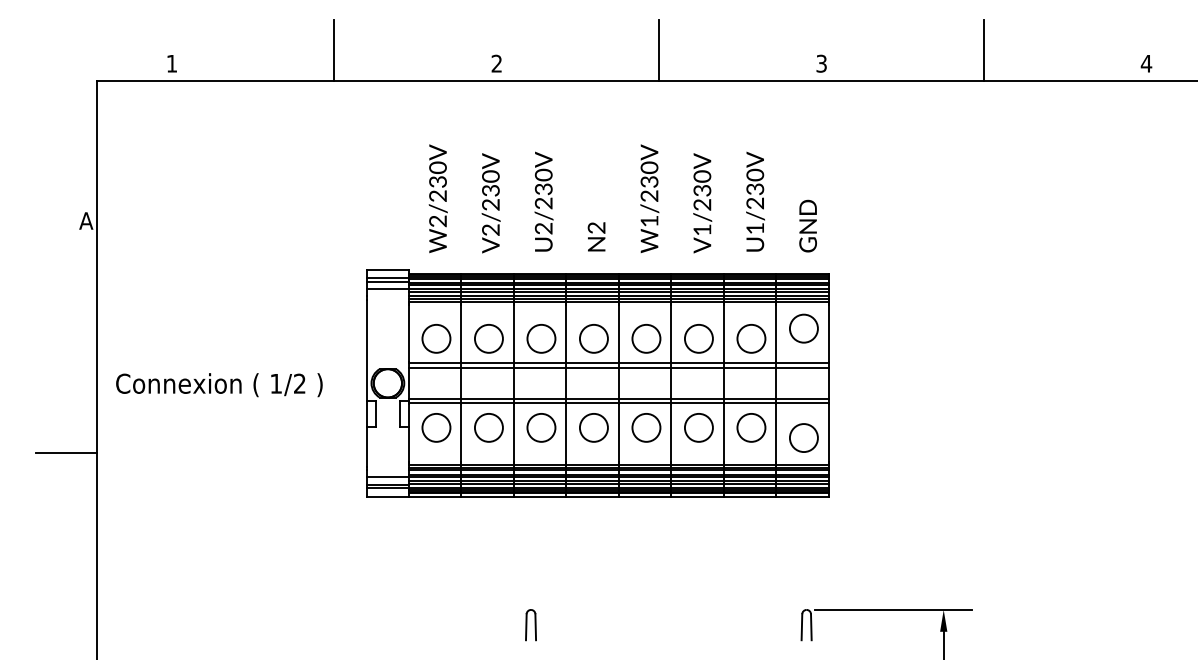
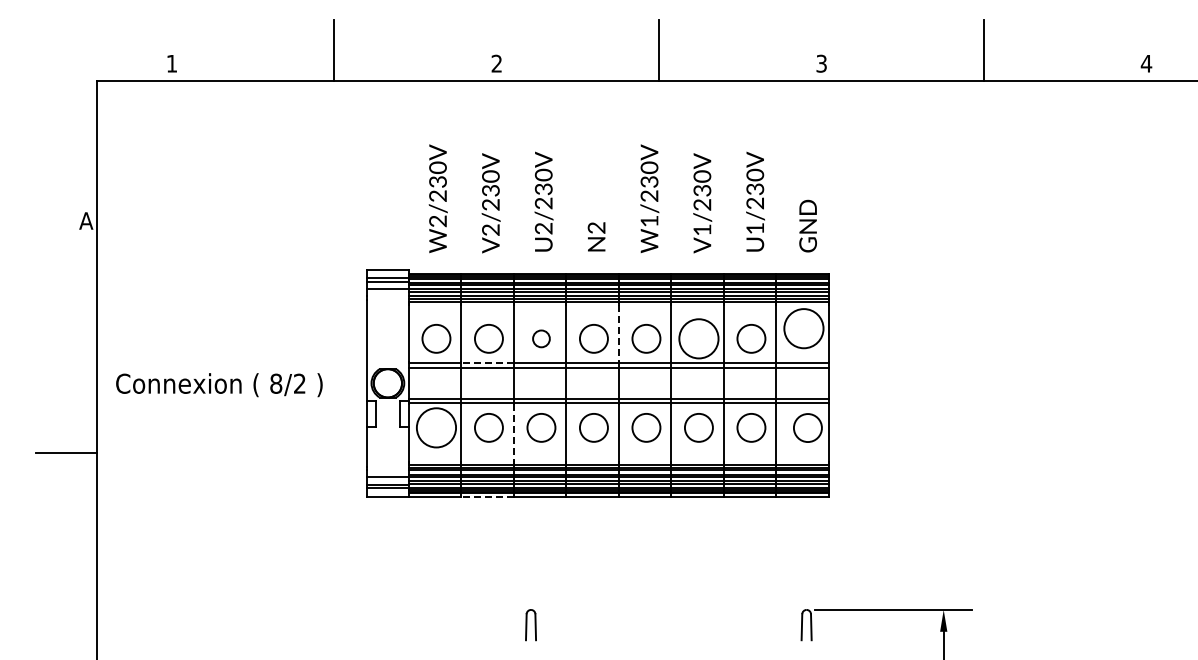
circle diameter: 28 px -> 39 px (803, 328)
line: solid -> dashed (618, 333)
circle size: 31x30 px -> 19x20 px (541, 338)
circle diameter: 28 px -> 39 px (698, 338)
line: solid -> dashed (486, 363)
text: 1/2 -> 8/2 (276, 383)
circle diameter: 28 px -> 39 px (436, 427)
line: solid -> dashed (513, 433)
circle position: (803, 437) -> (807, 427) (807, 427)
line: solid -> dashed (486, 497)
